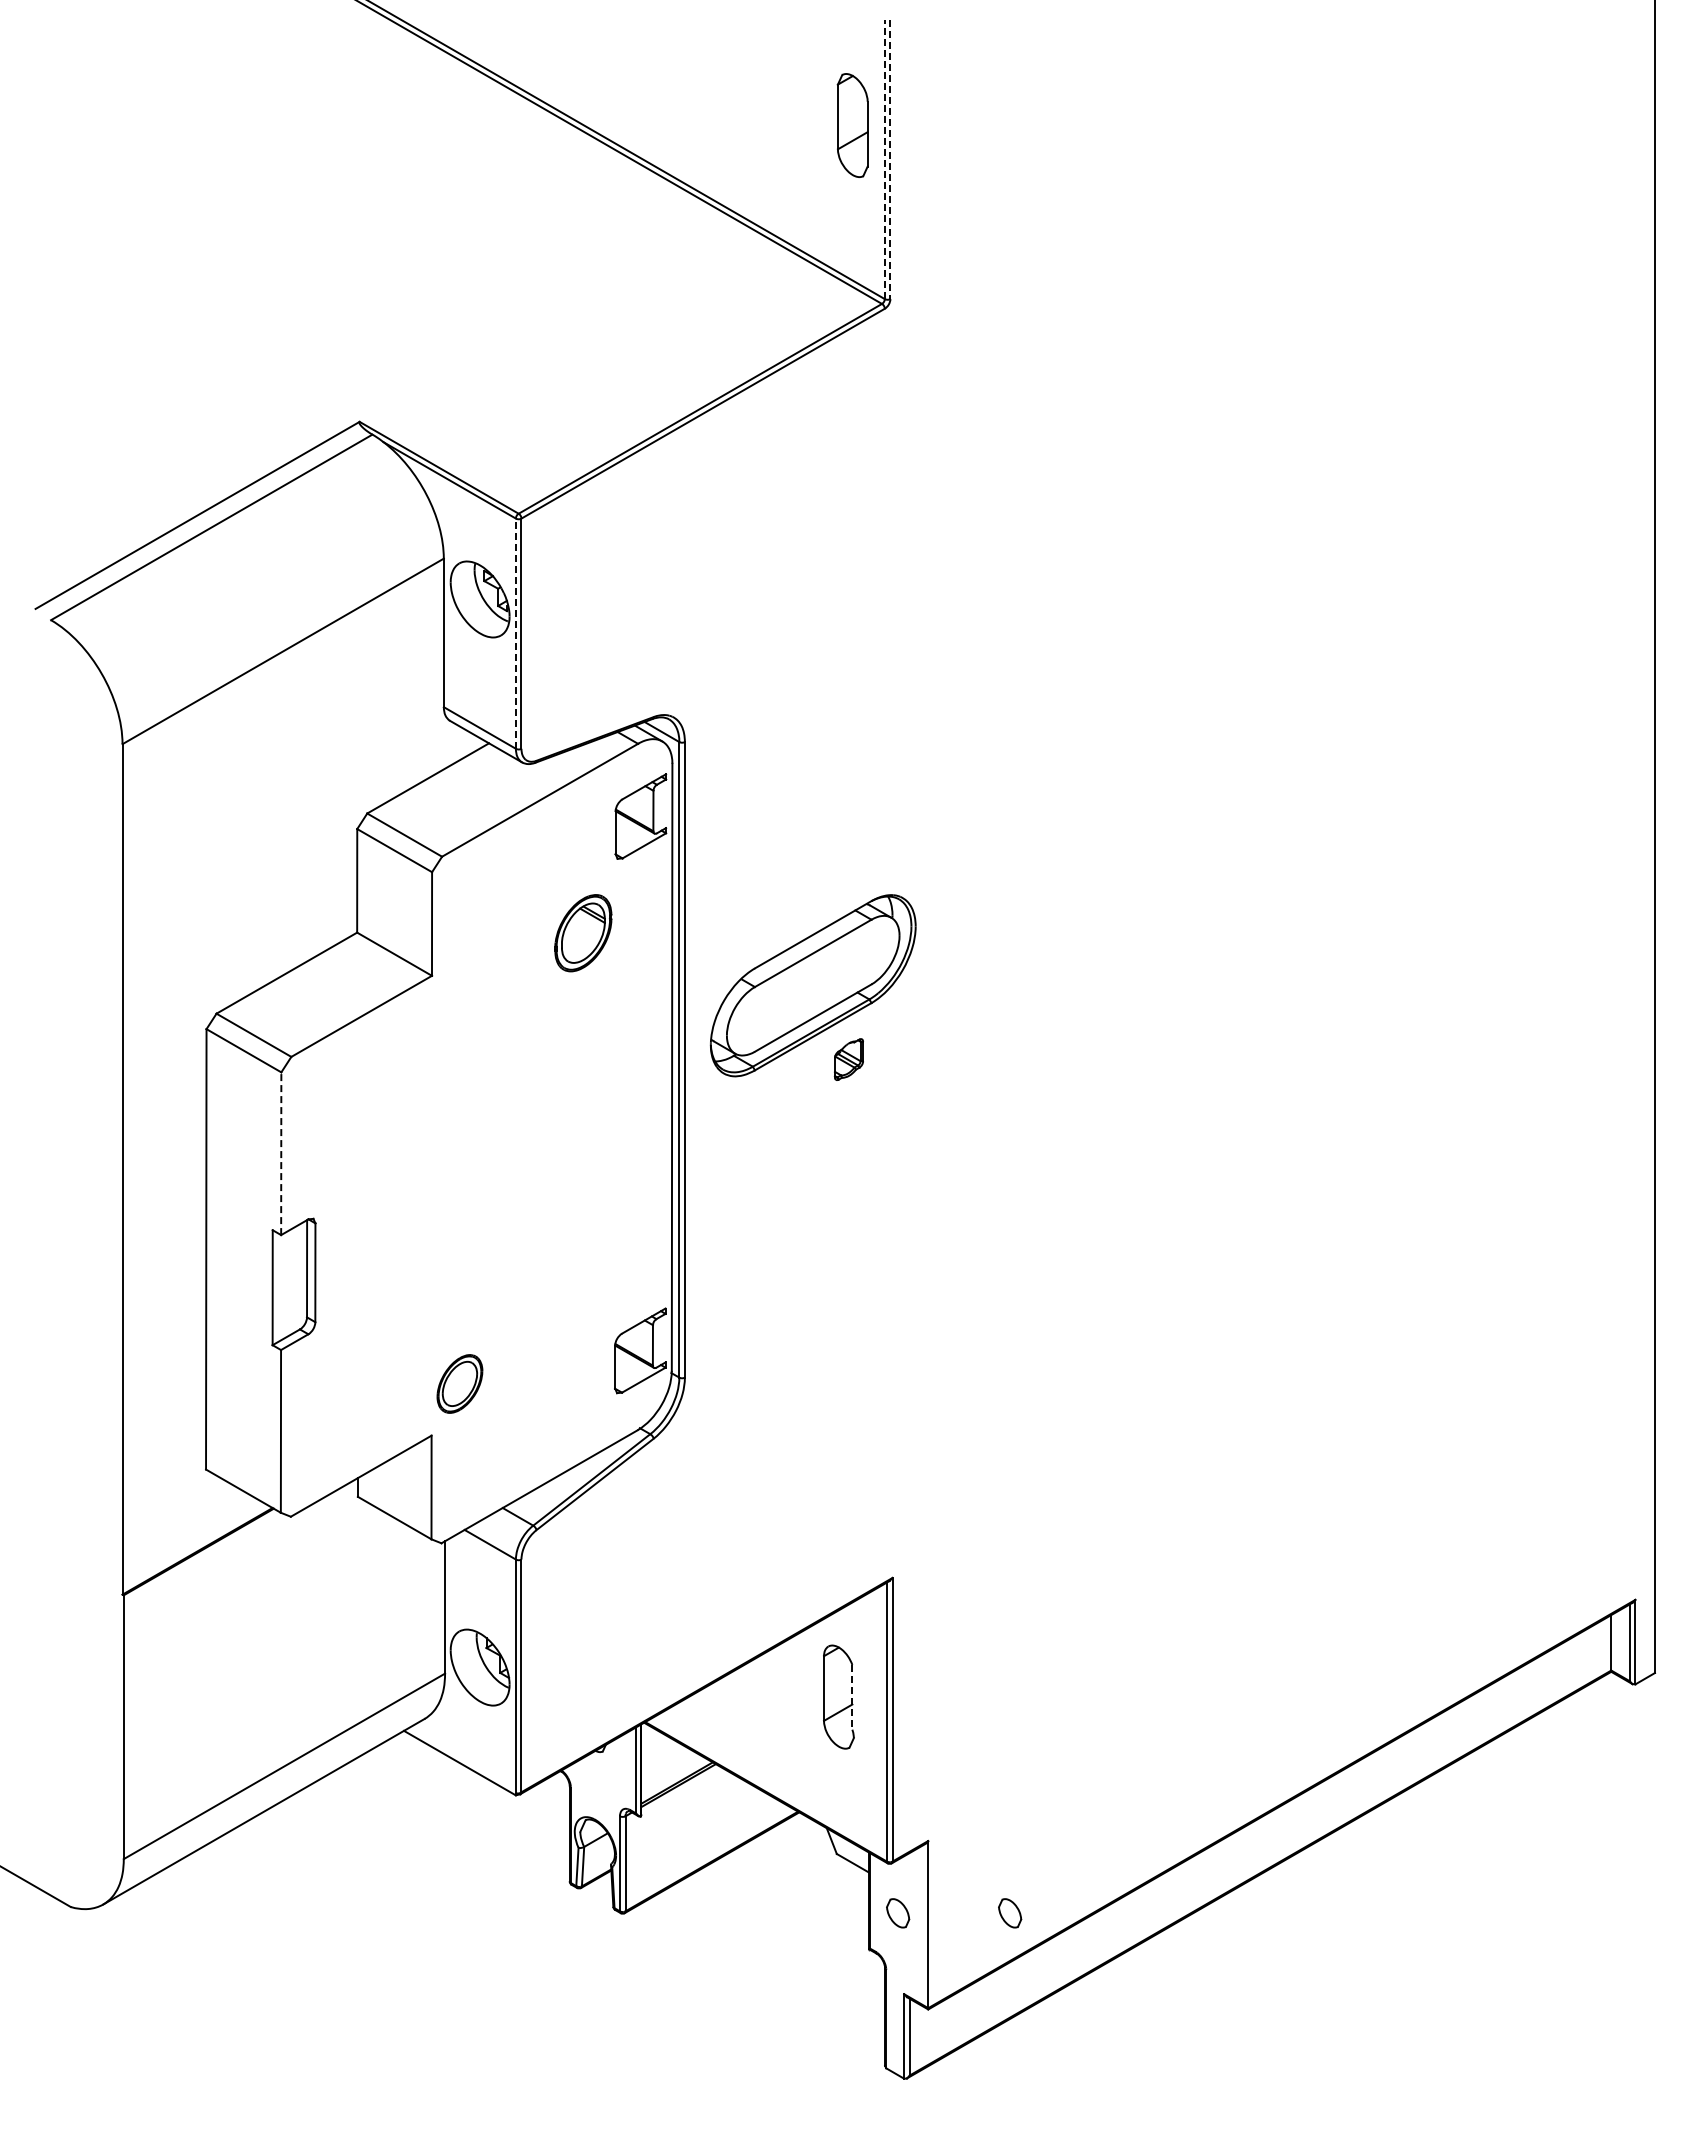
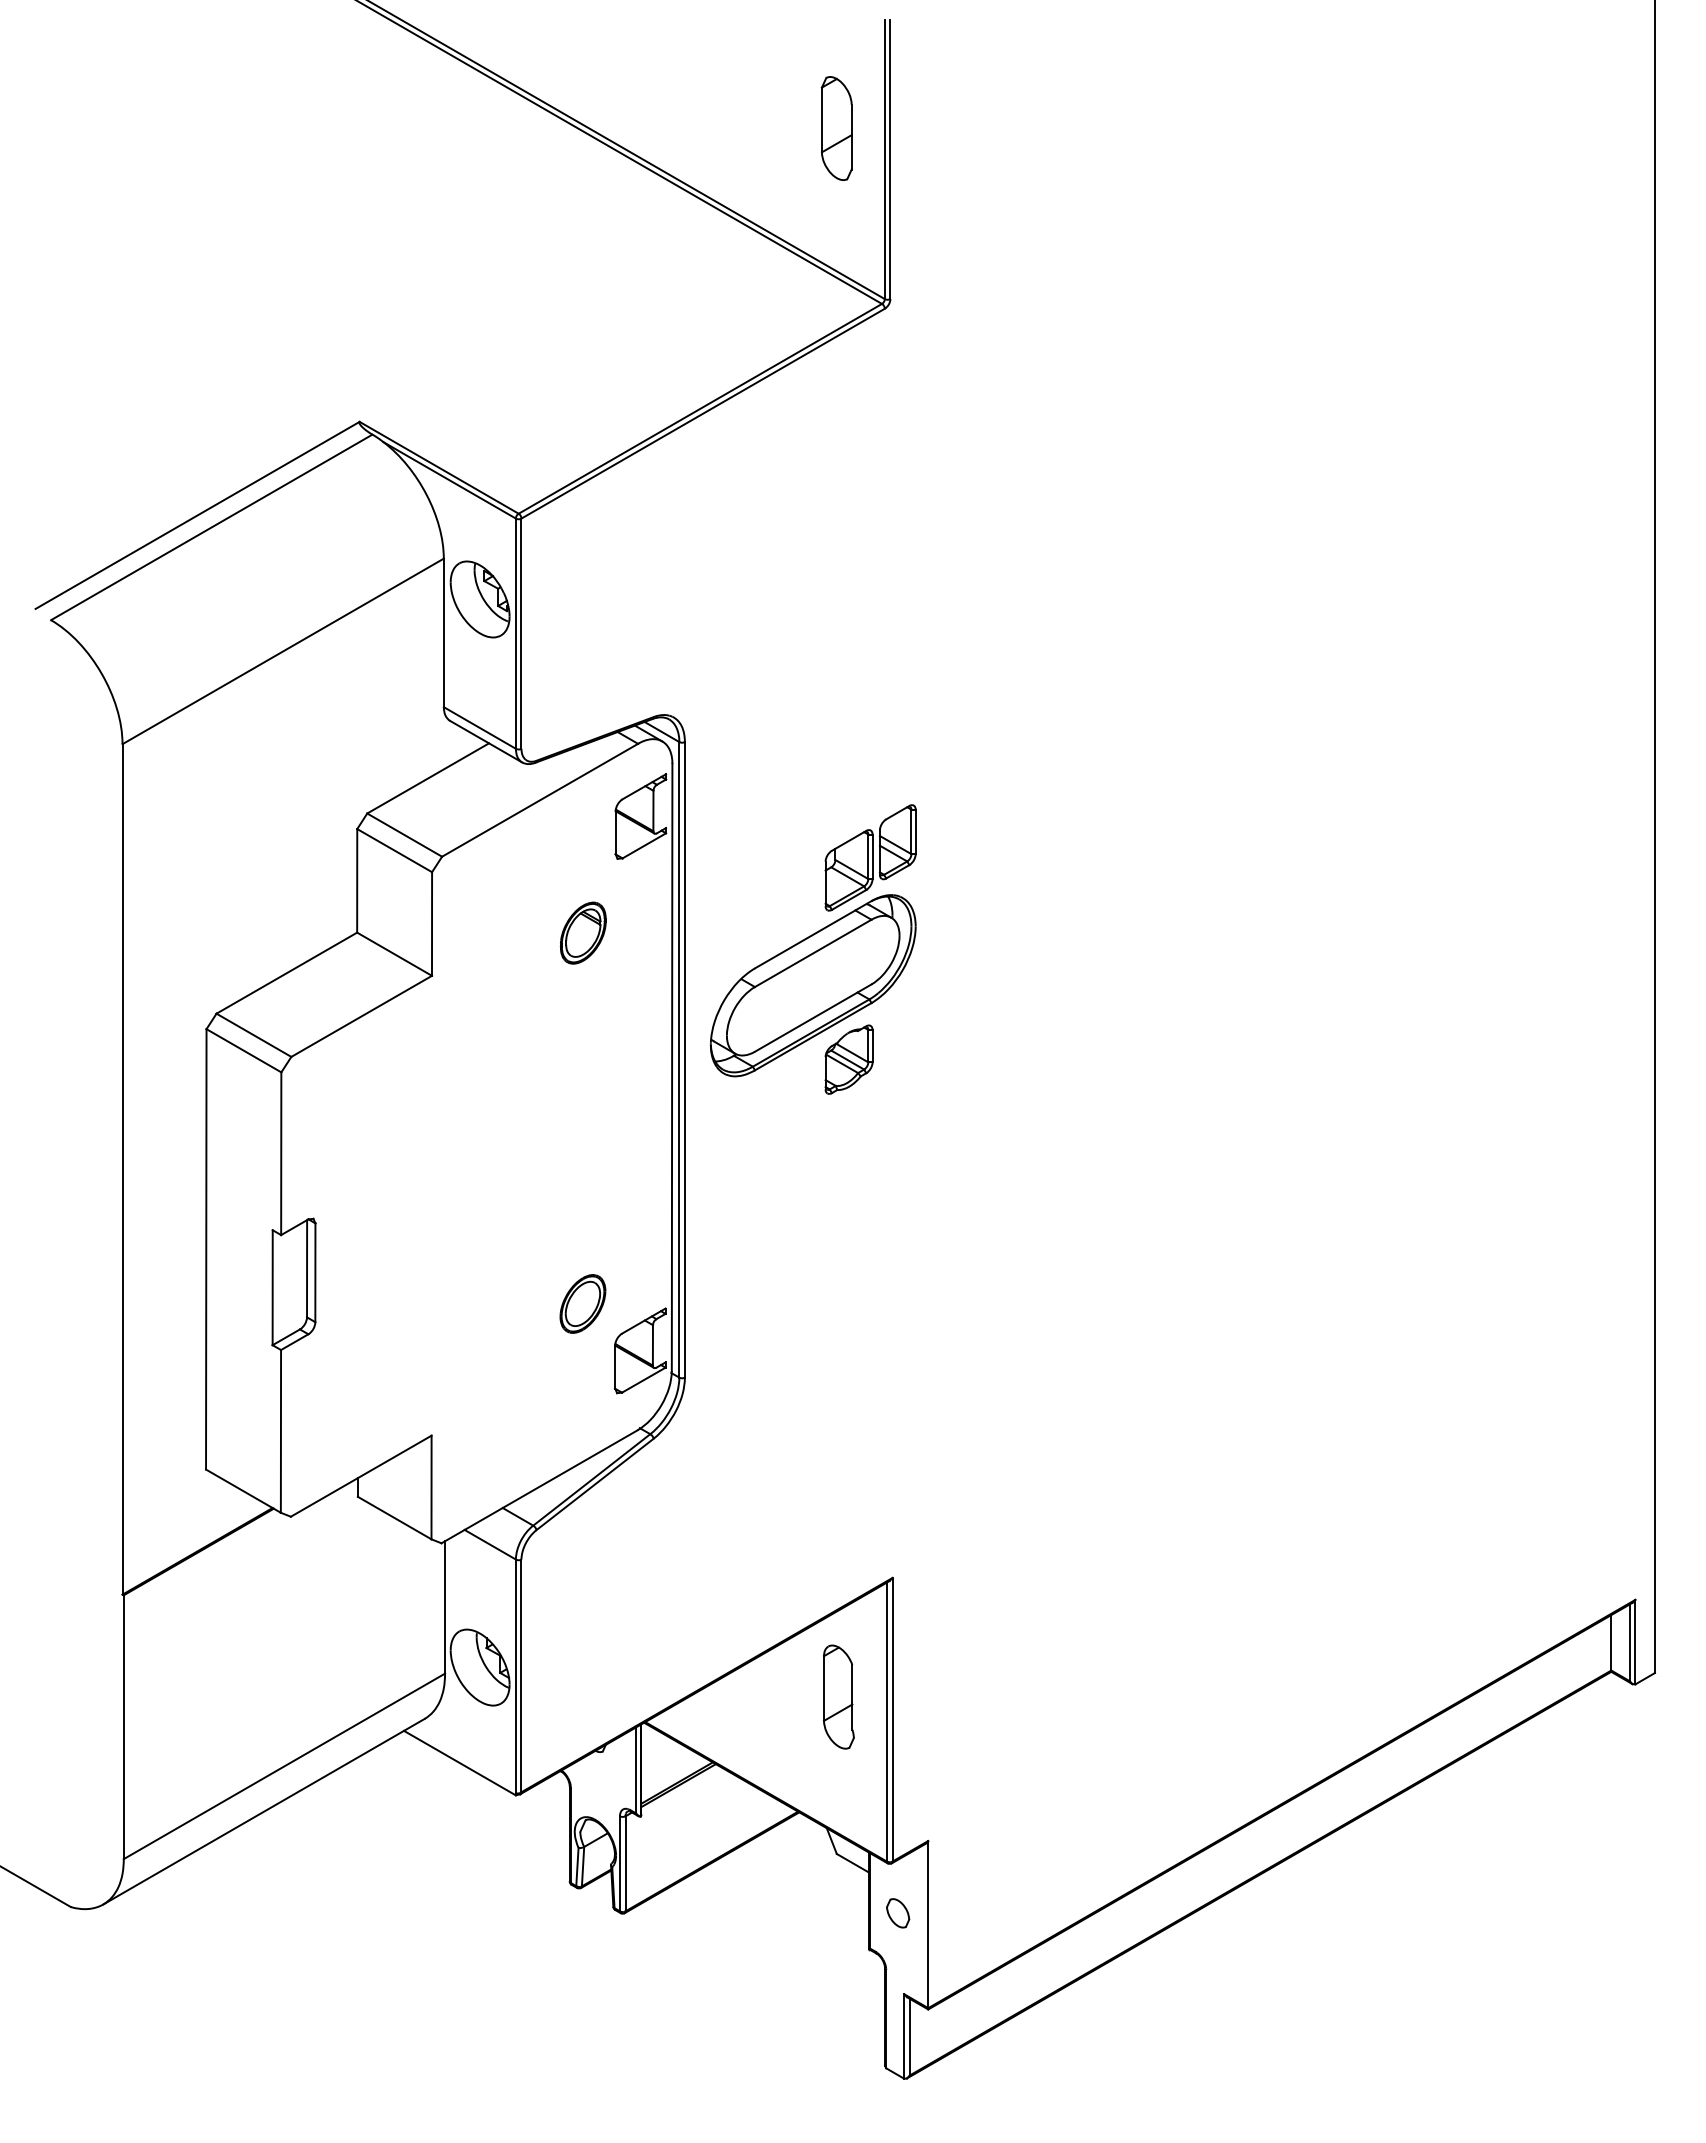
part position: (852, 125) -> (836, 128) (836, 128)
line: dashed -> solid (884, 159)
line: dashed -> solid (890, 159)
line: dashed -> solid (515, 633)
part: none -> present (870, 857)
part size: 59x79 px -> 48x64 px (582, 932)
part size: 30x43 px -> 50x71 px (848, 1059)
line: dashed -> solid (281, 1153)
part position: (459, 1383) -> (582, 1303) (582, 1303)
line: dashed -> solid (852, 1697)
part: present -> none (1010, 1913)
